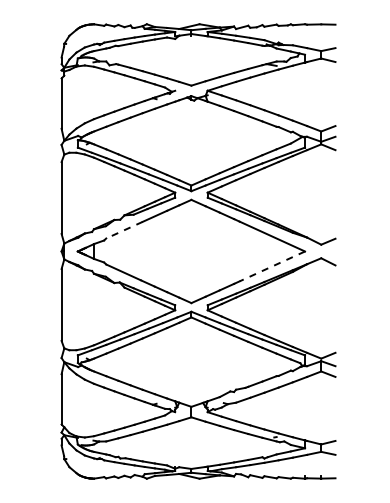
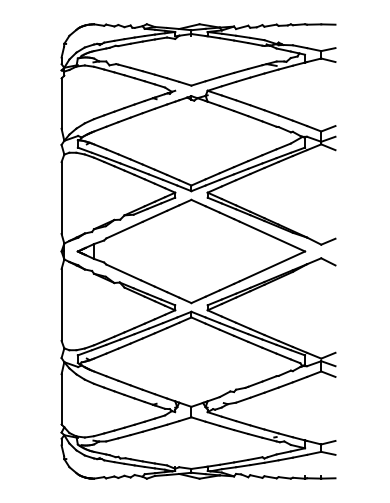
line: dashed -> solid (124, 230)
line: dashed -> solid (272, 266)
